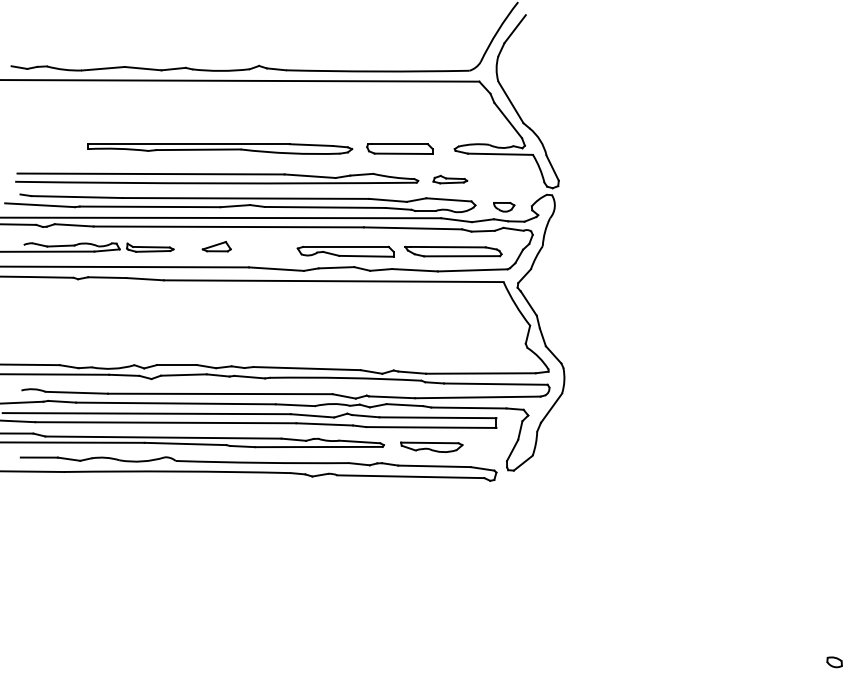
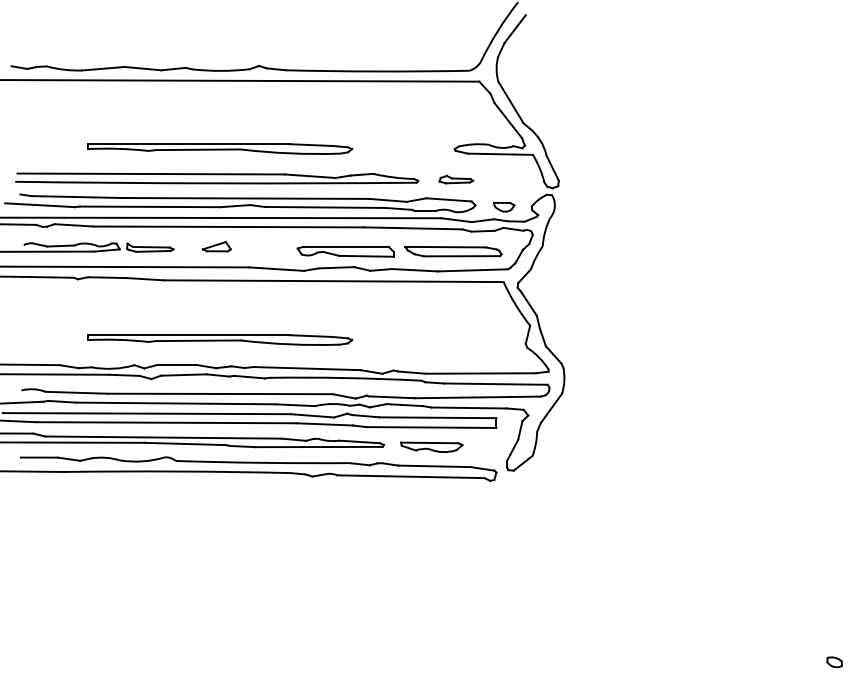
part: present -> none (399, 148)
part position: (450, 179) -> (456, 179) (456, 179)
part: none -> present (220, 339)
